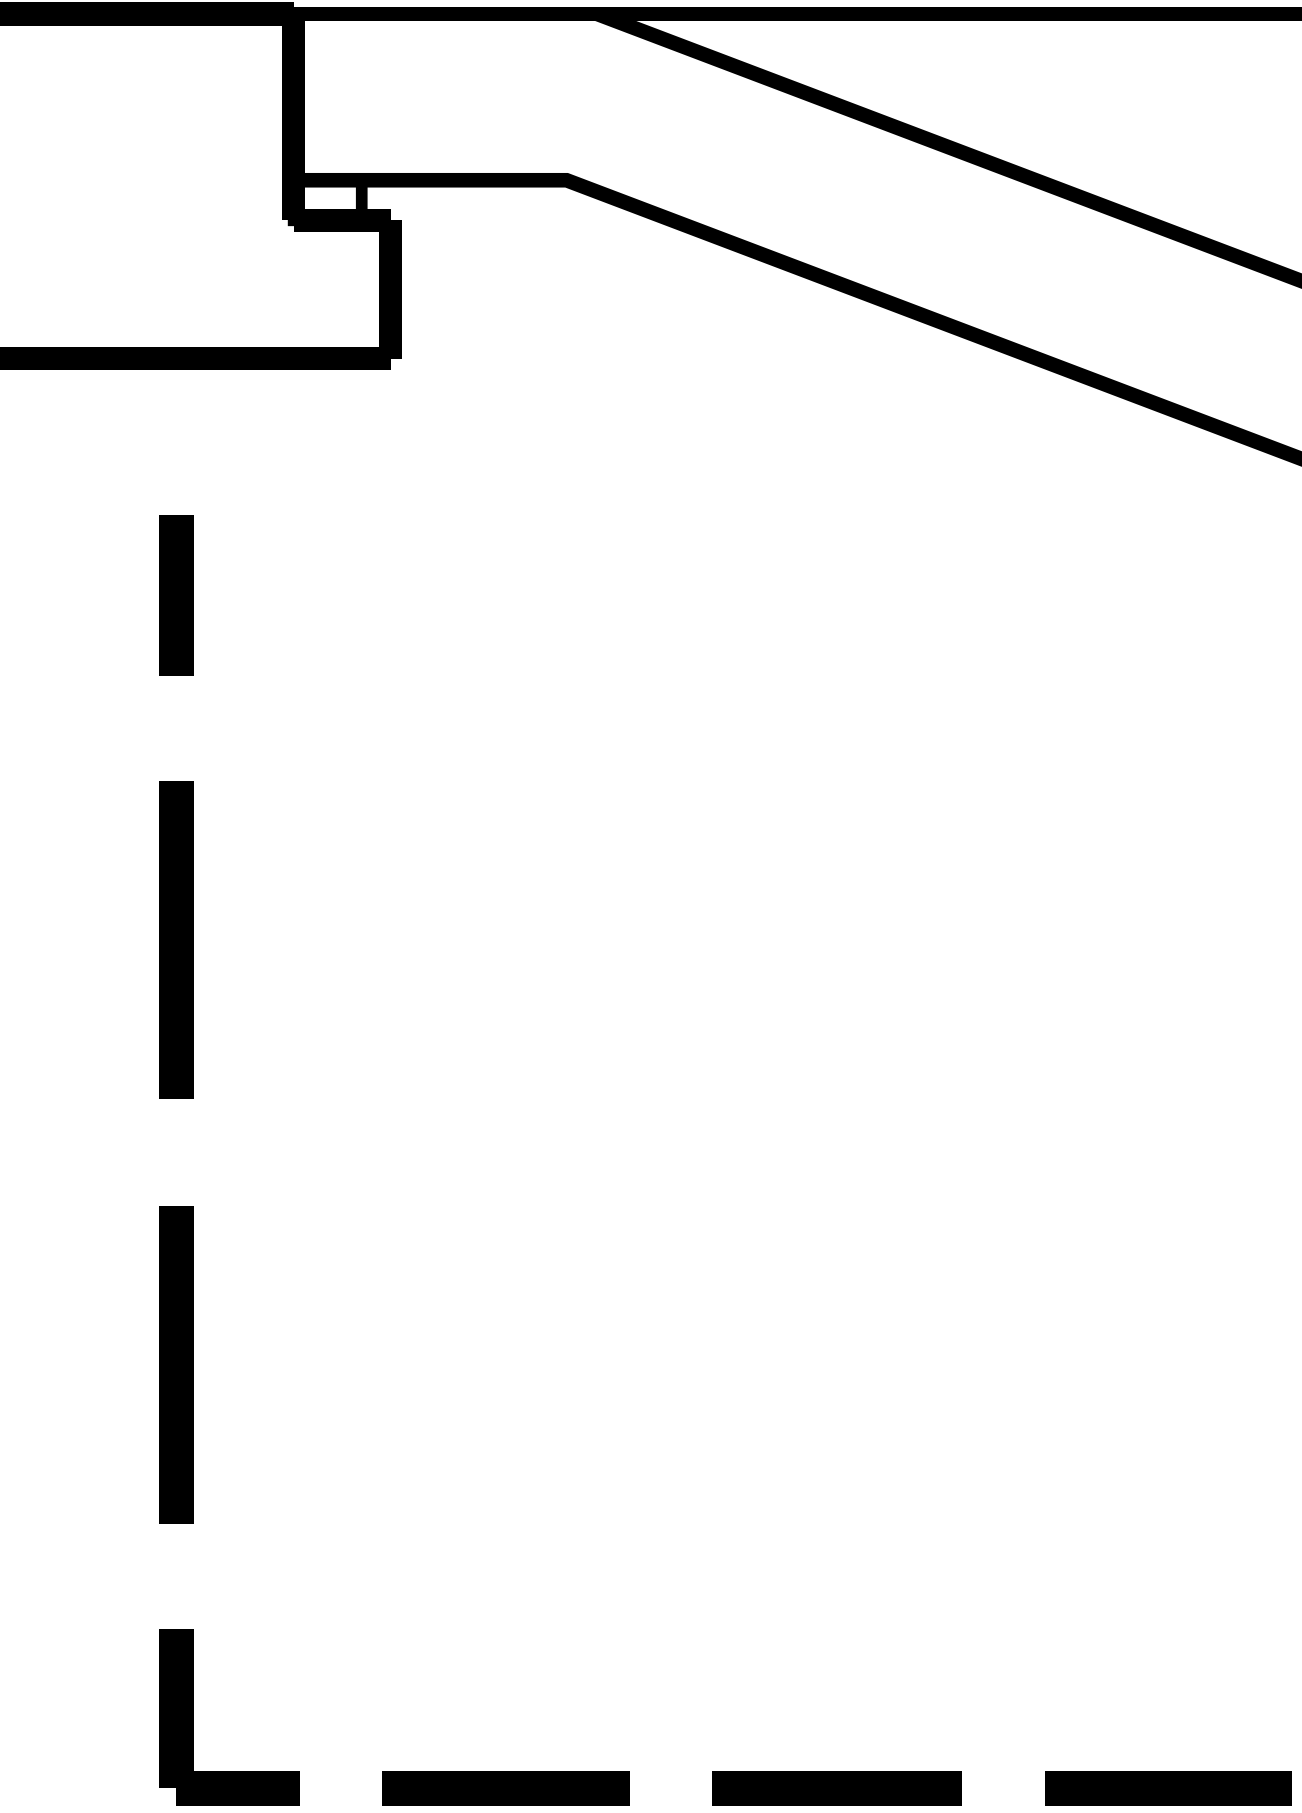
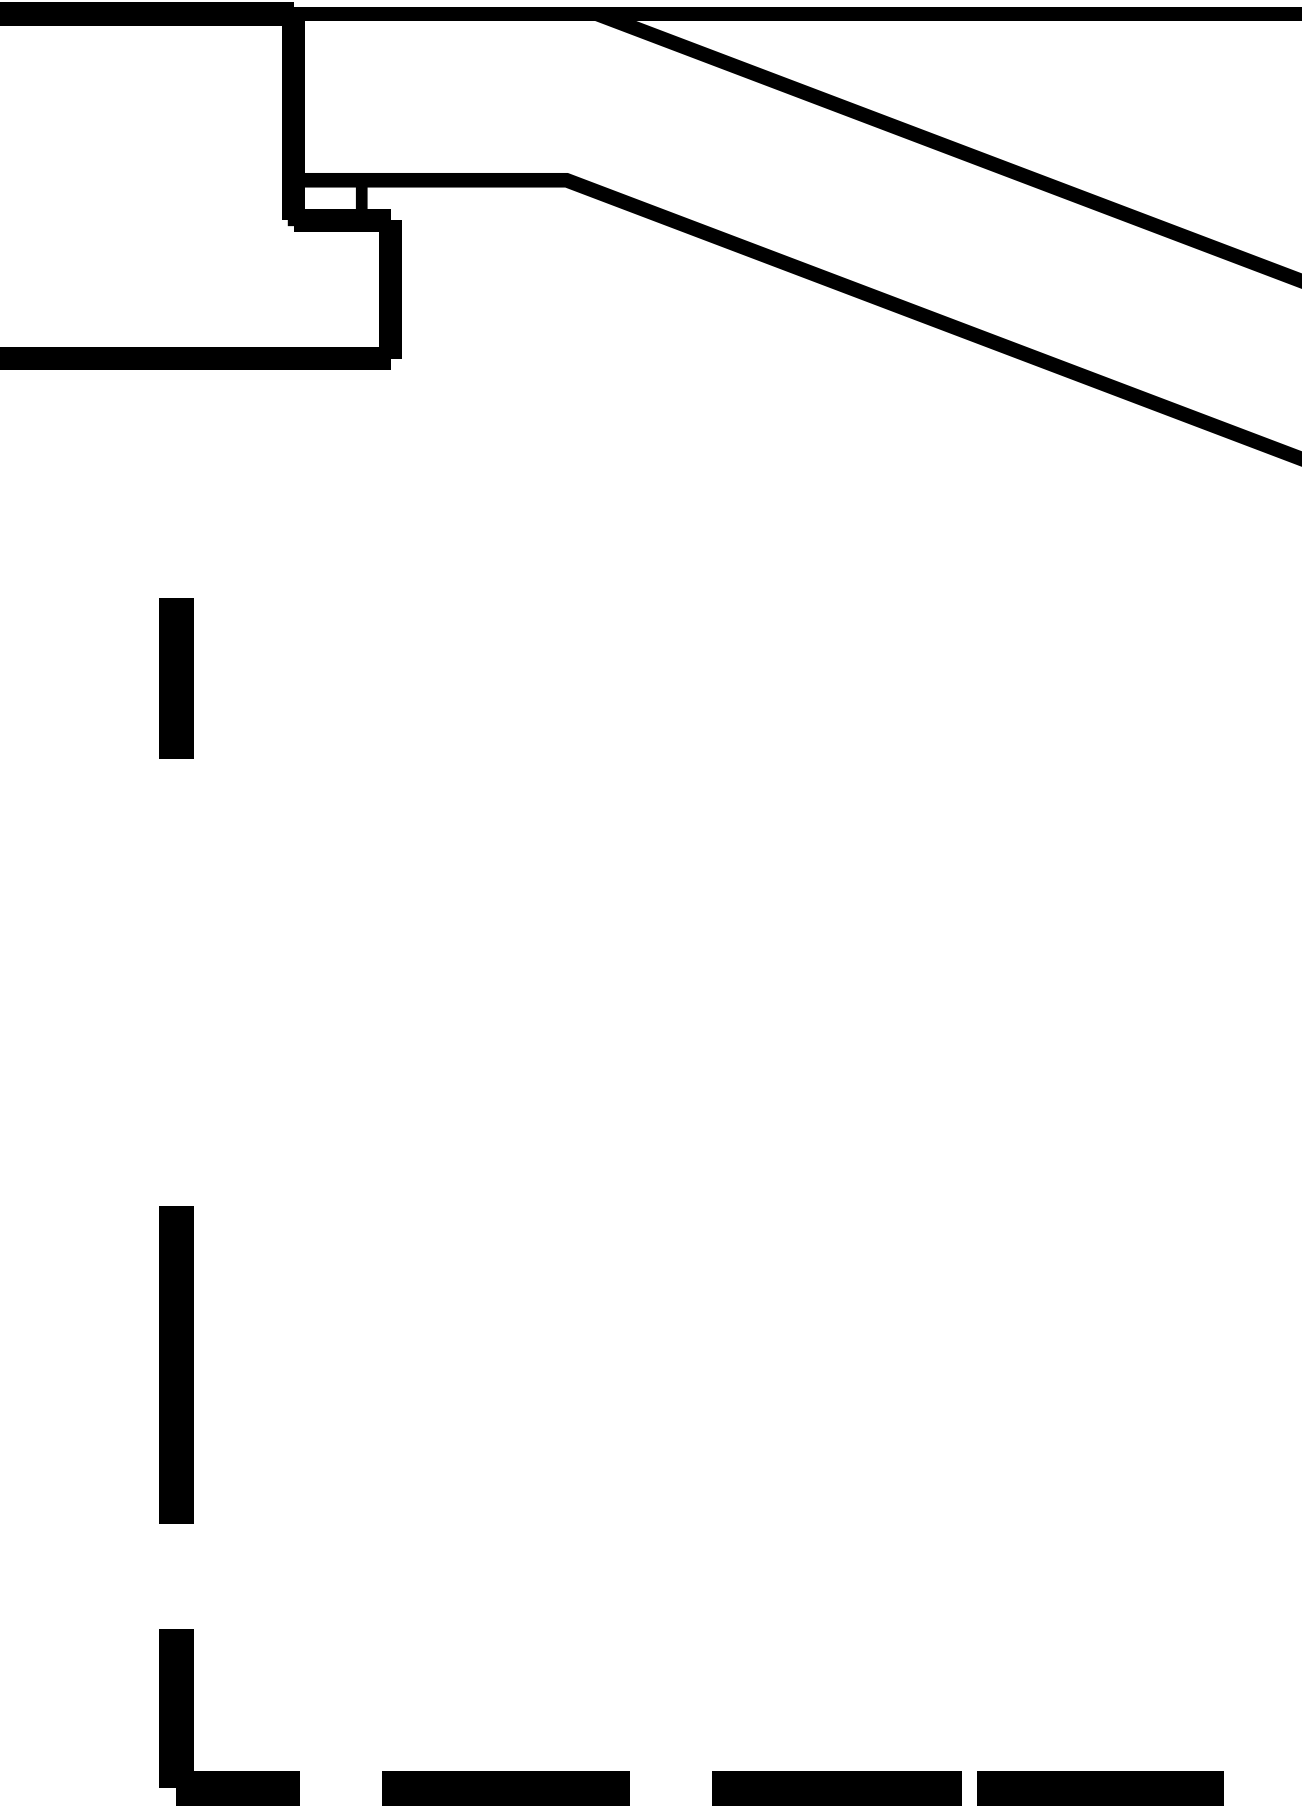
line position: (176, 595) -> (176, 678) (176, 678)
line: present -> none (176, 939)
line position: (1168, 1788) -> (1100, 1788) (1100, 1788)
